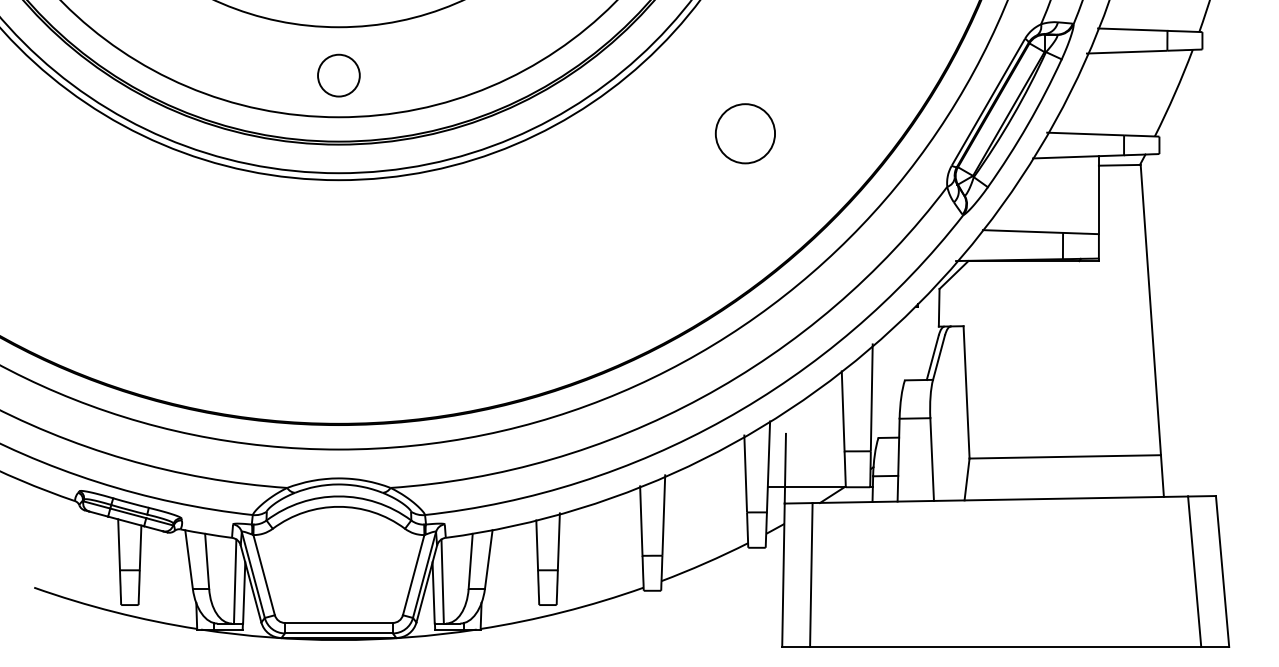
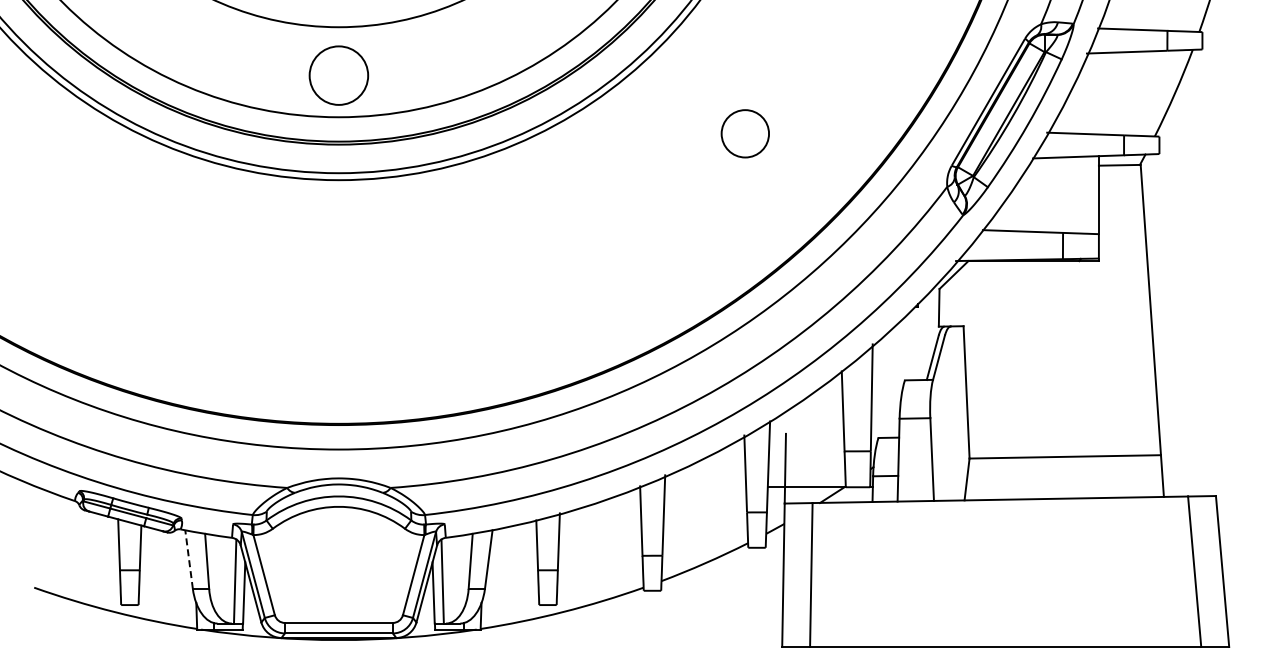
circle diameter: 42 px -> 59 px (338, 75)
circle size: 62x62 px -> 50x50 px (744, 133)
line: solid -> dashed (189, 559)
